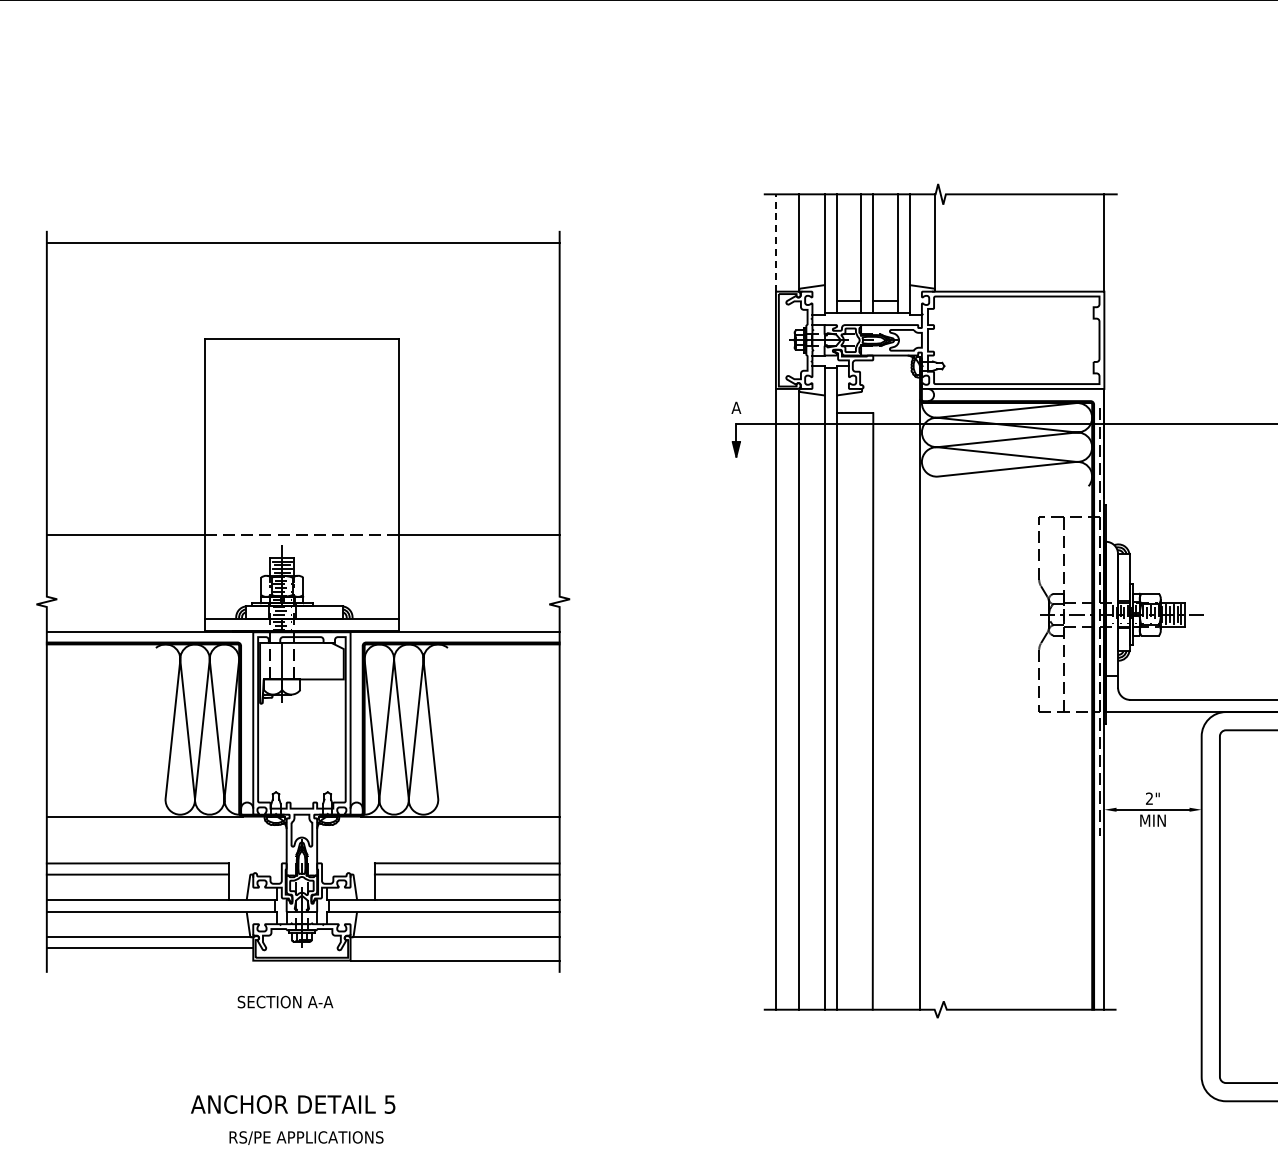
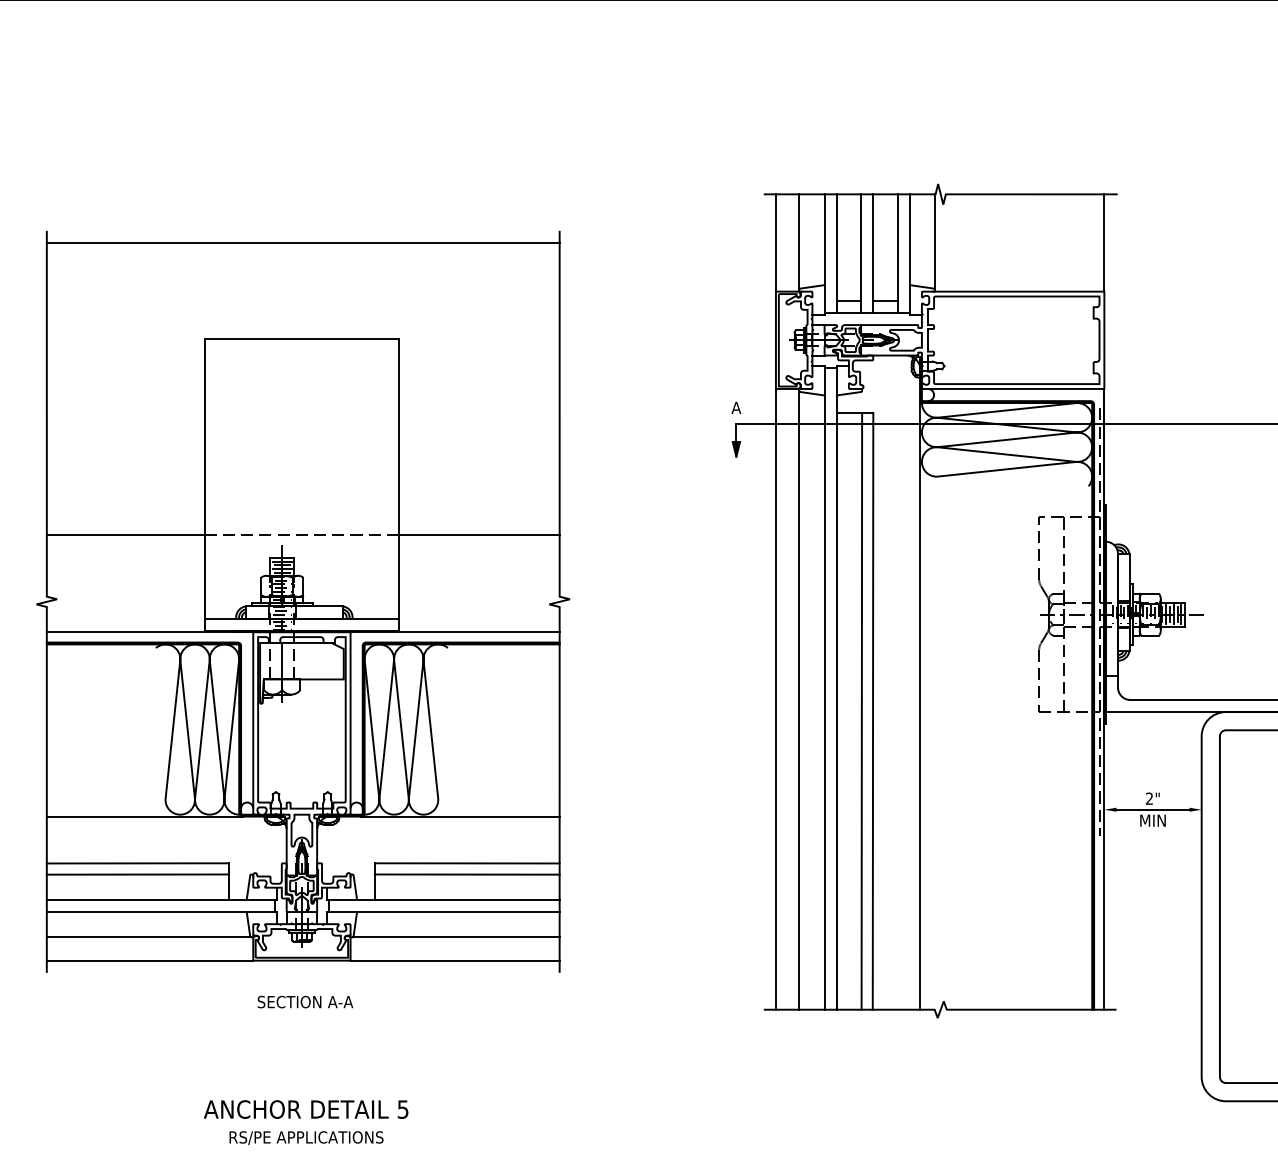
line: dashed -> solid (775, 243)
line: none -> present (861, 711)
line position: (149, 947) -> (149, 960) (149, 960)
text position: (285, 1001) -> (305, 1001) (305, 1001)
text position: (293, 1104) -> (306, 1109) (306, 1109)
